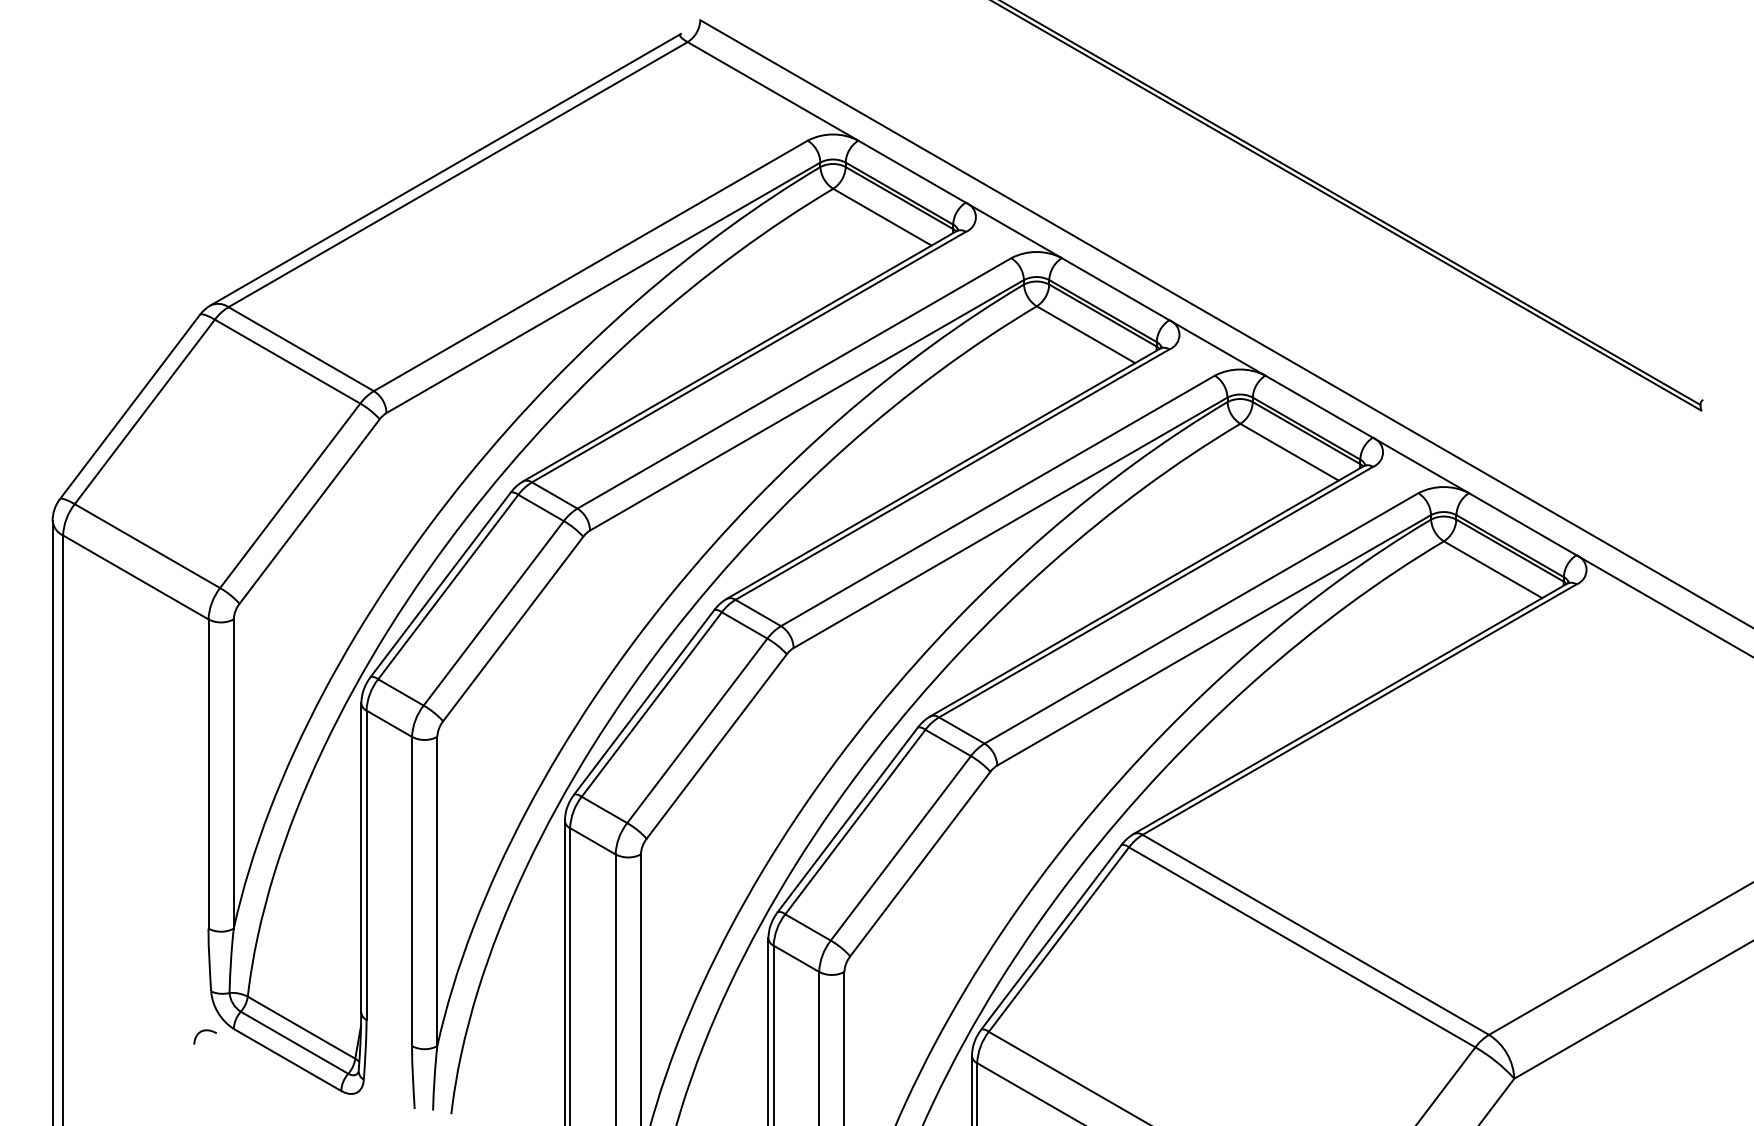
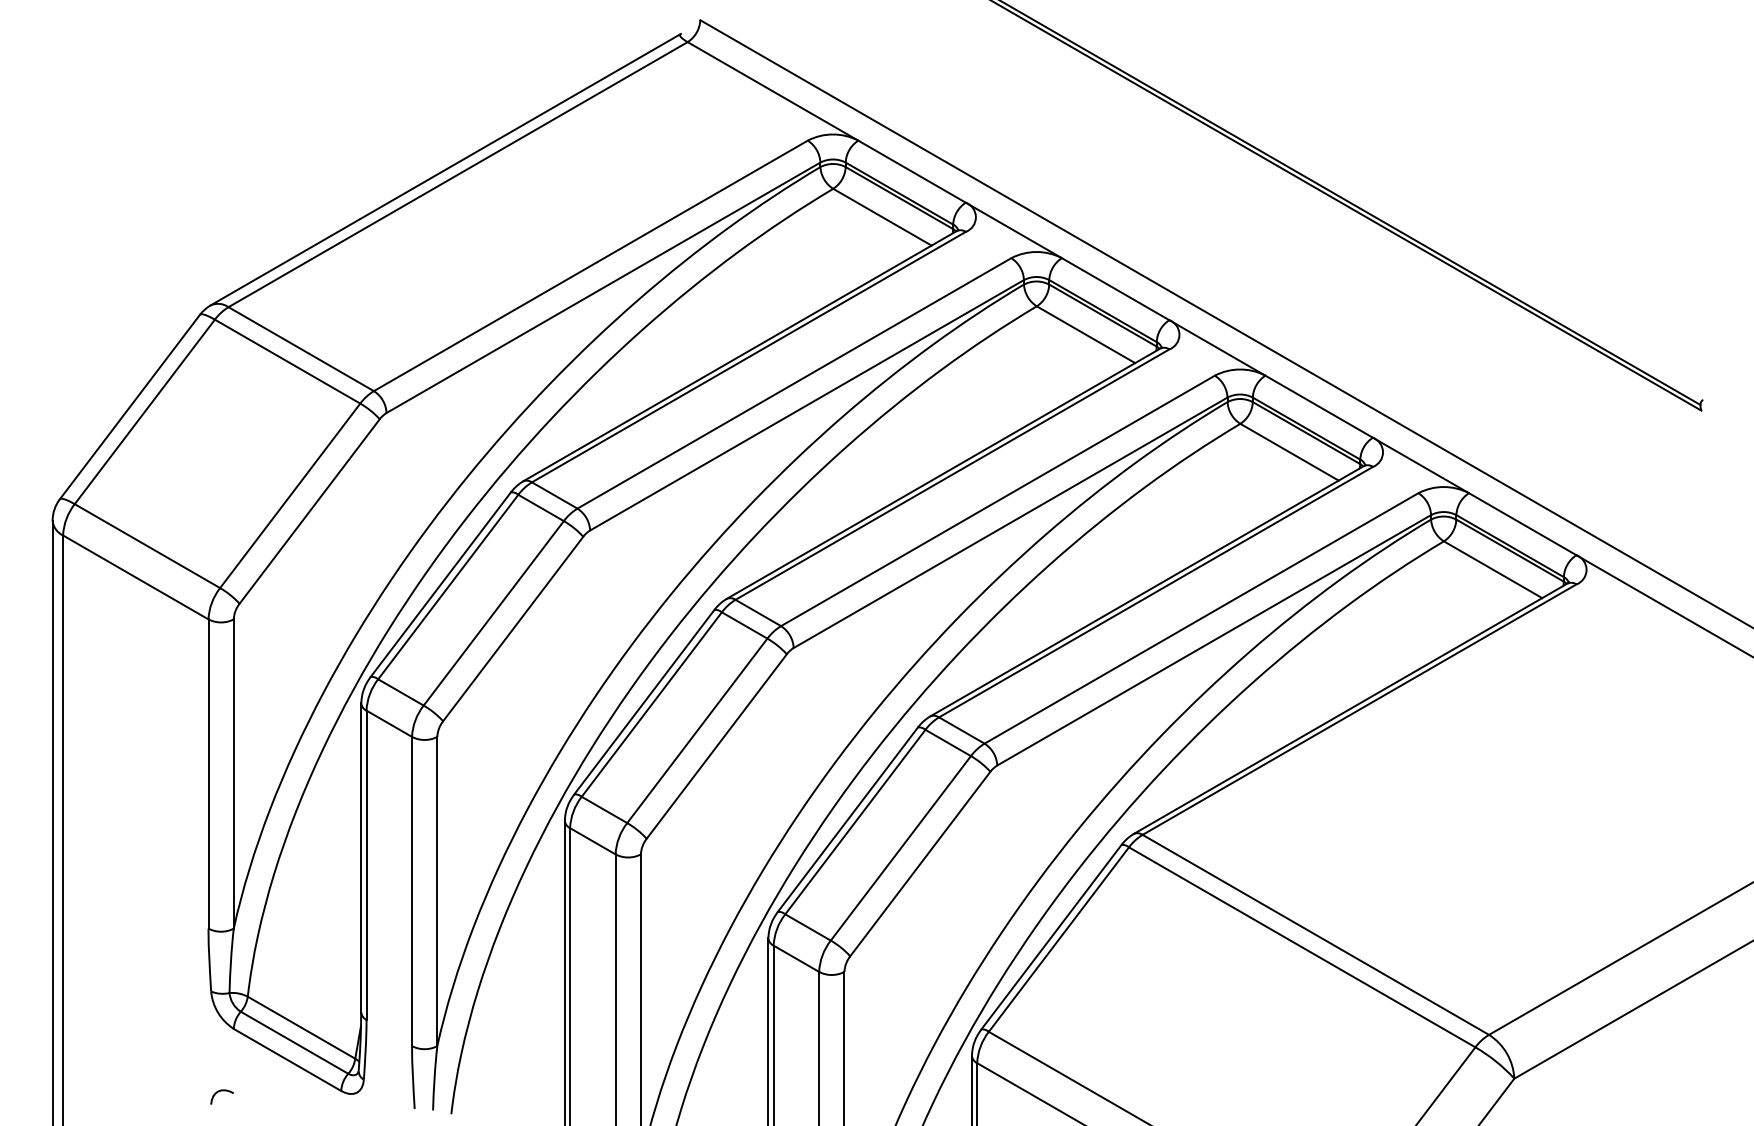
curve position: (204, 1031) -> (221, 1091) (221, 1091)
